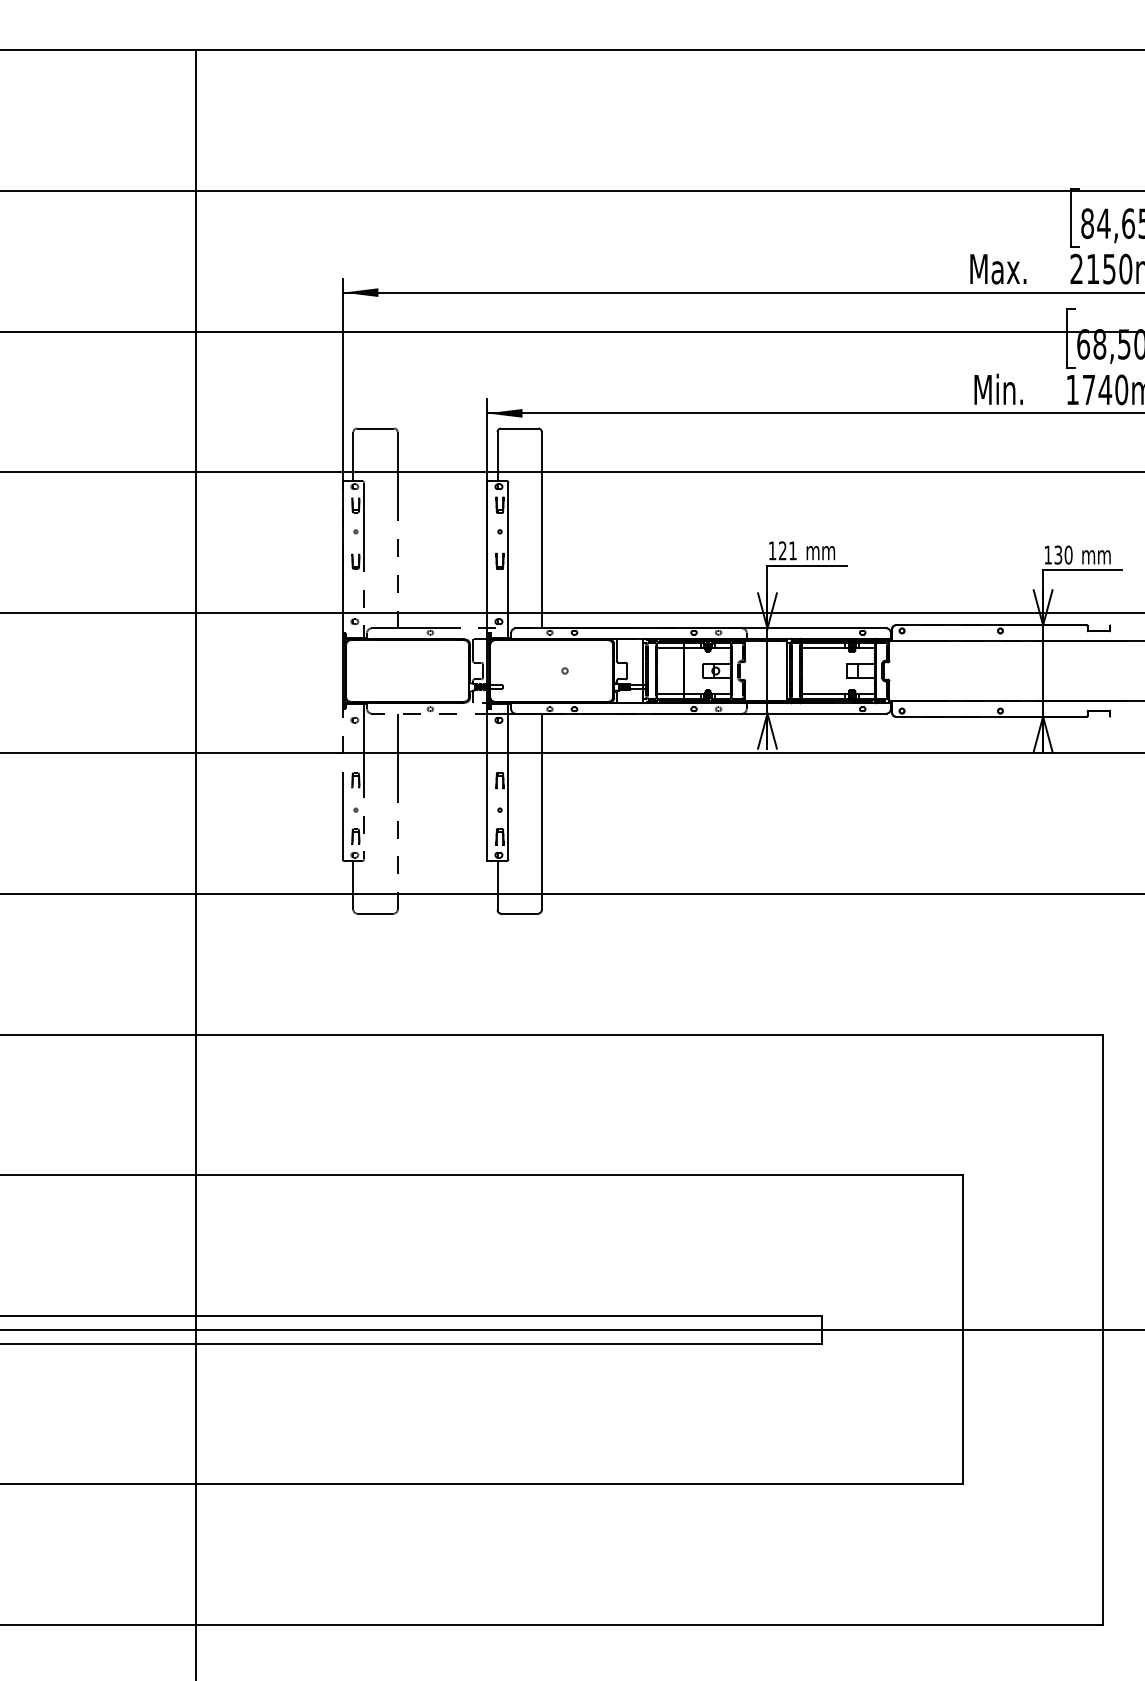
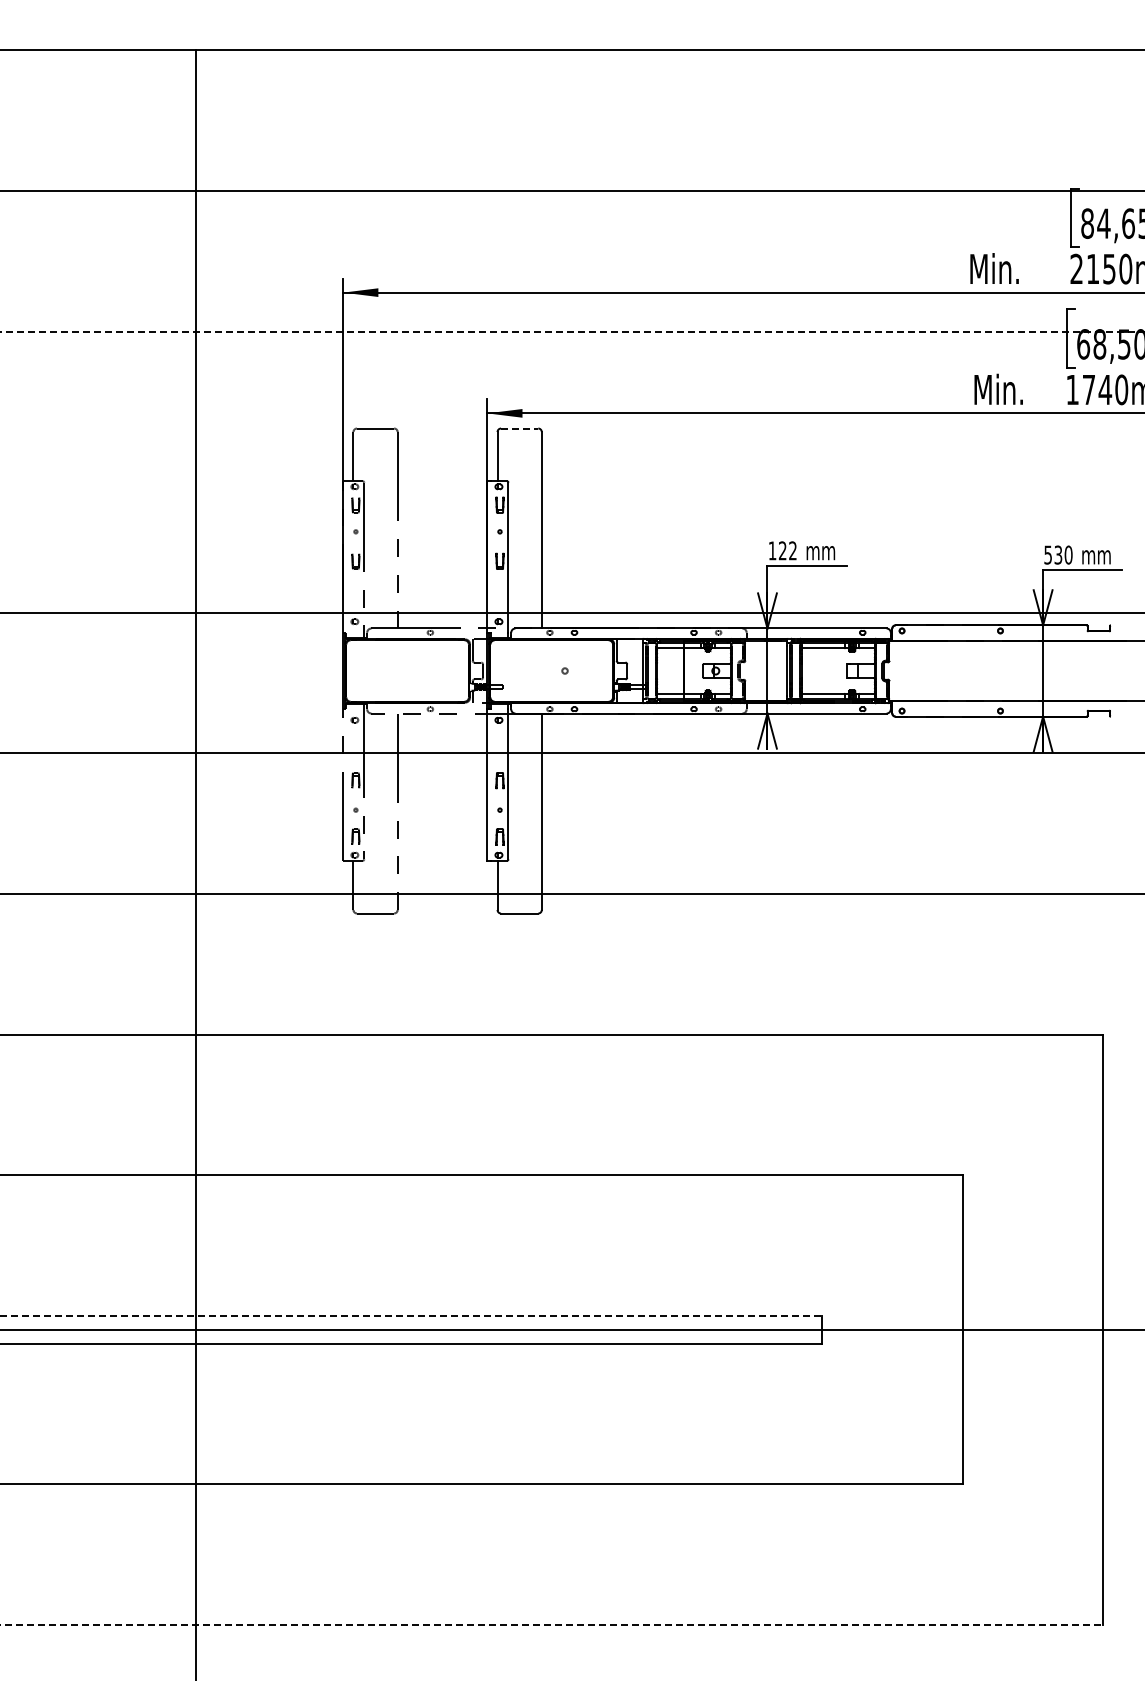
text: Max. -> Min. (1008, 268)
line: solid -> dashed (572, 331)
line: solid -> dashed (519, 428)
line: present -> none (571, 472)
text: 121 -> 122 (792, 550)
text: 130 -> 530 (1047, 554)
line: solid -> dashed (411, 1315)
line: solid -> dashed (552, 1624)
